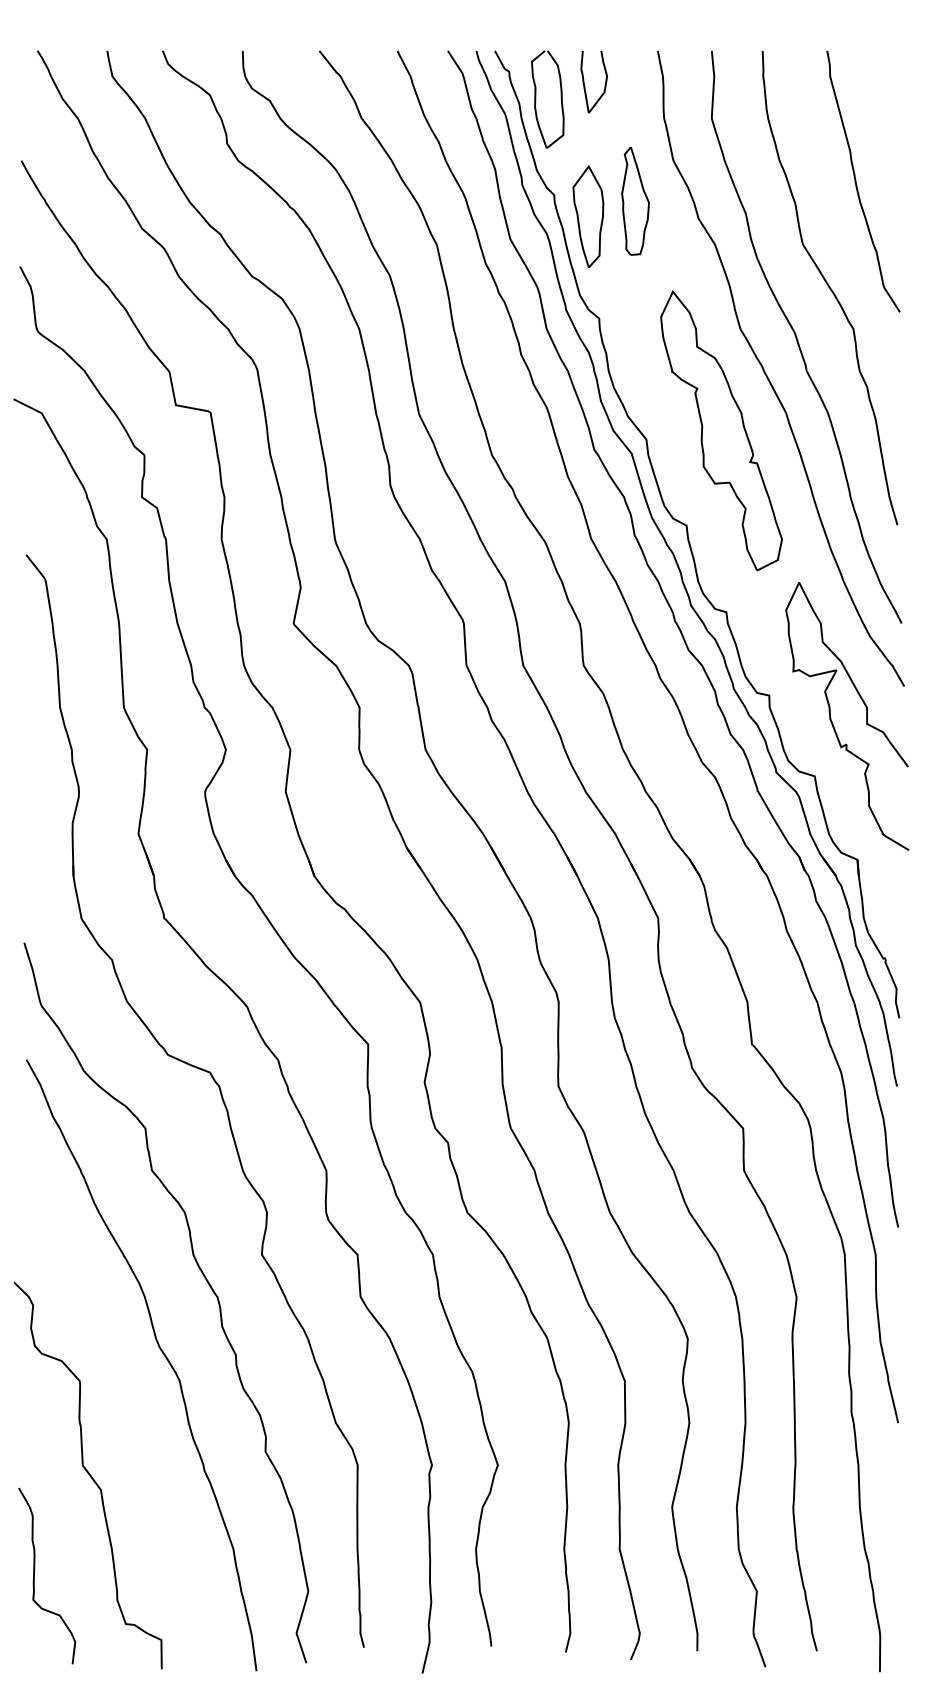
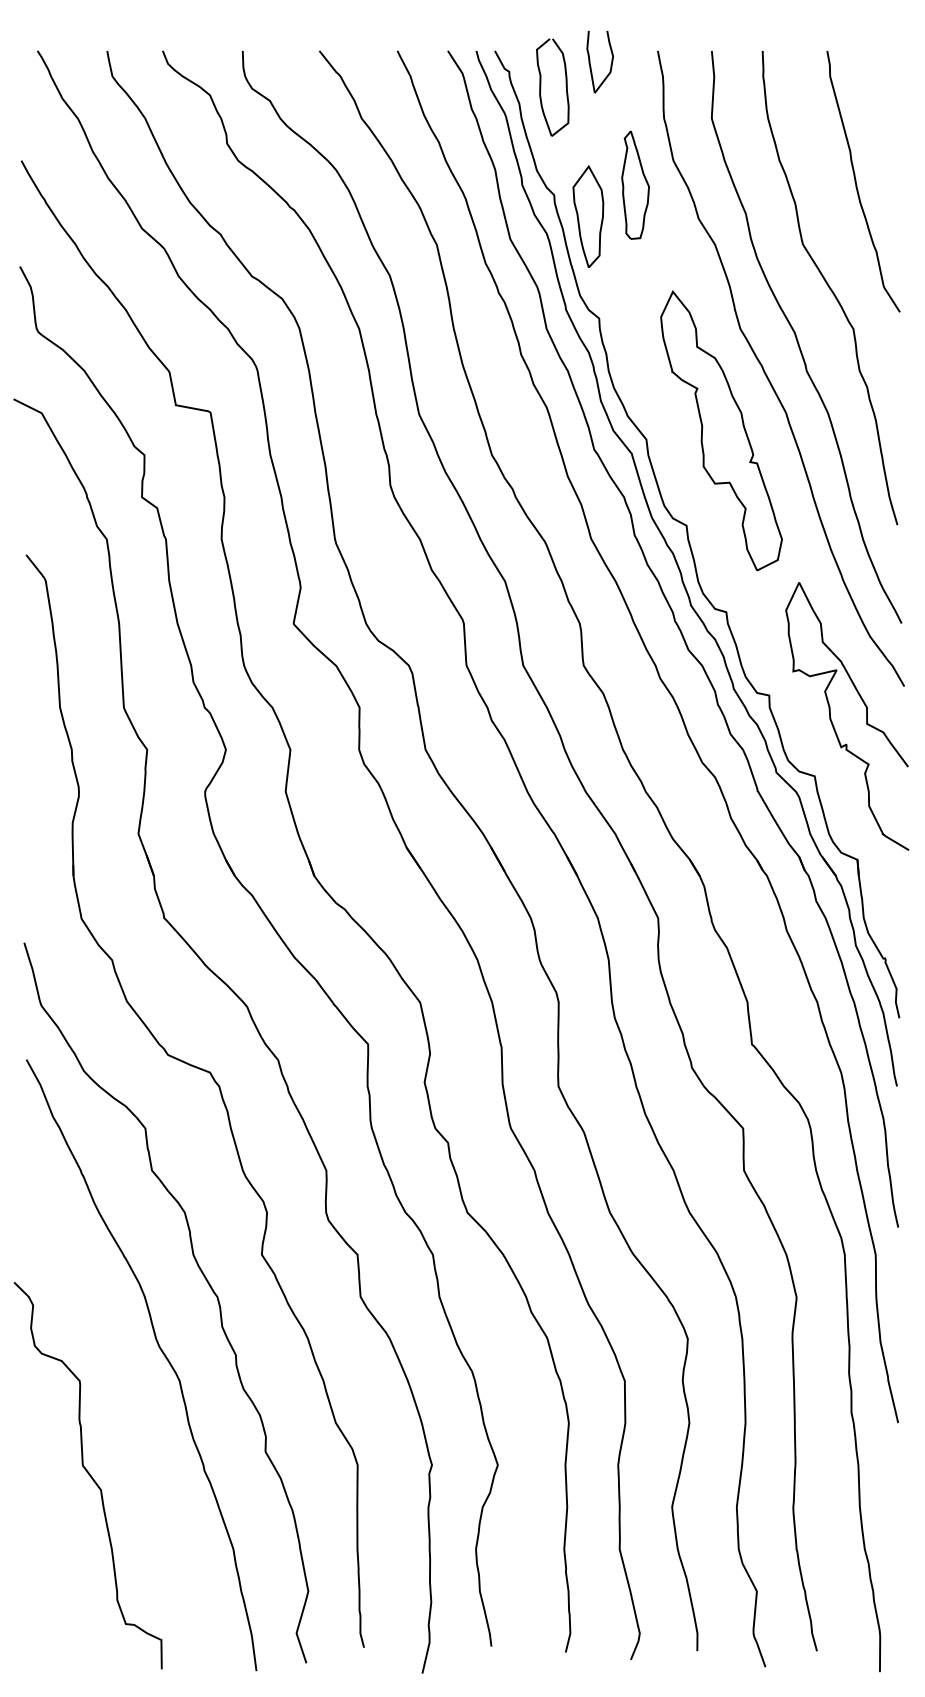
part position: (584, 81) -> (590, 61) (590, 61)
part position: (536, 99) -> (541, 87) (541, 87)
part position: (635, 200) -> (635, 184) (635, 184)
curve: present -> none (34, 1575)
